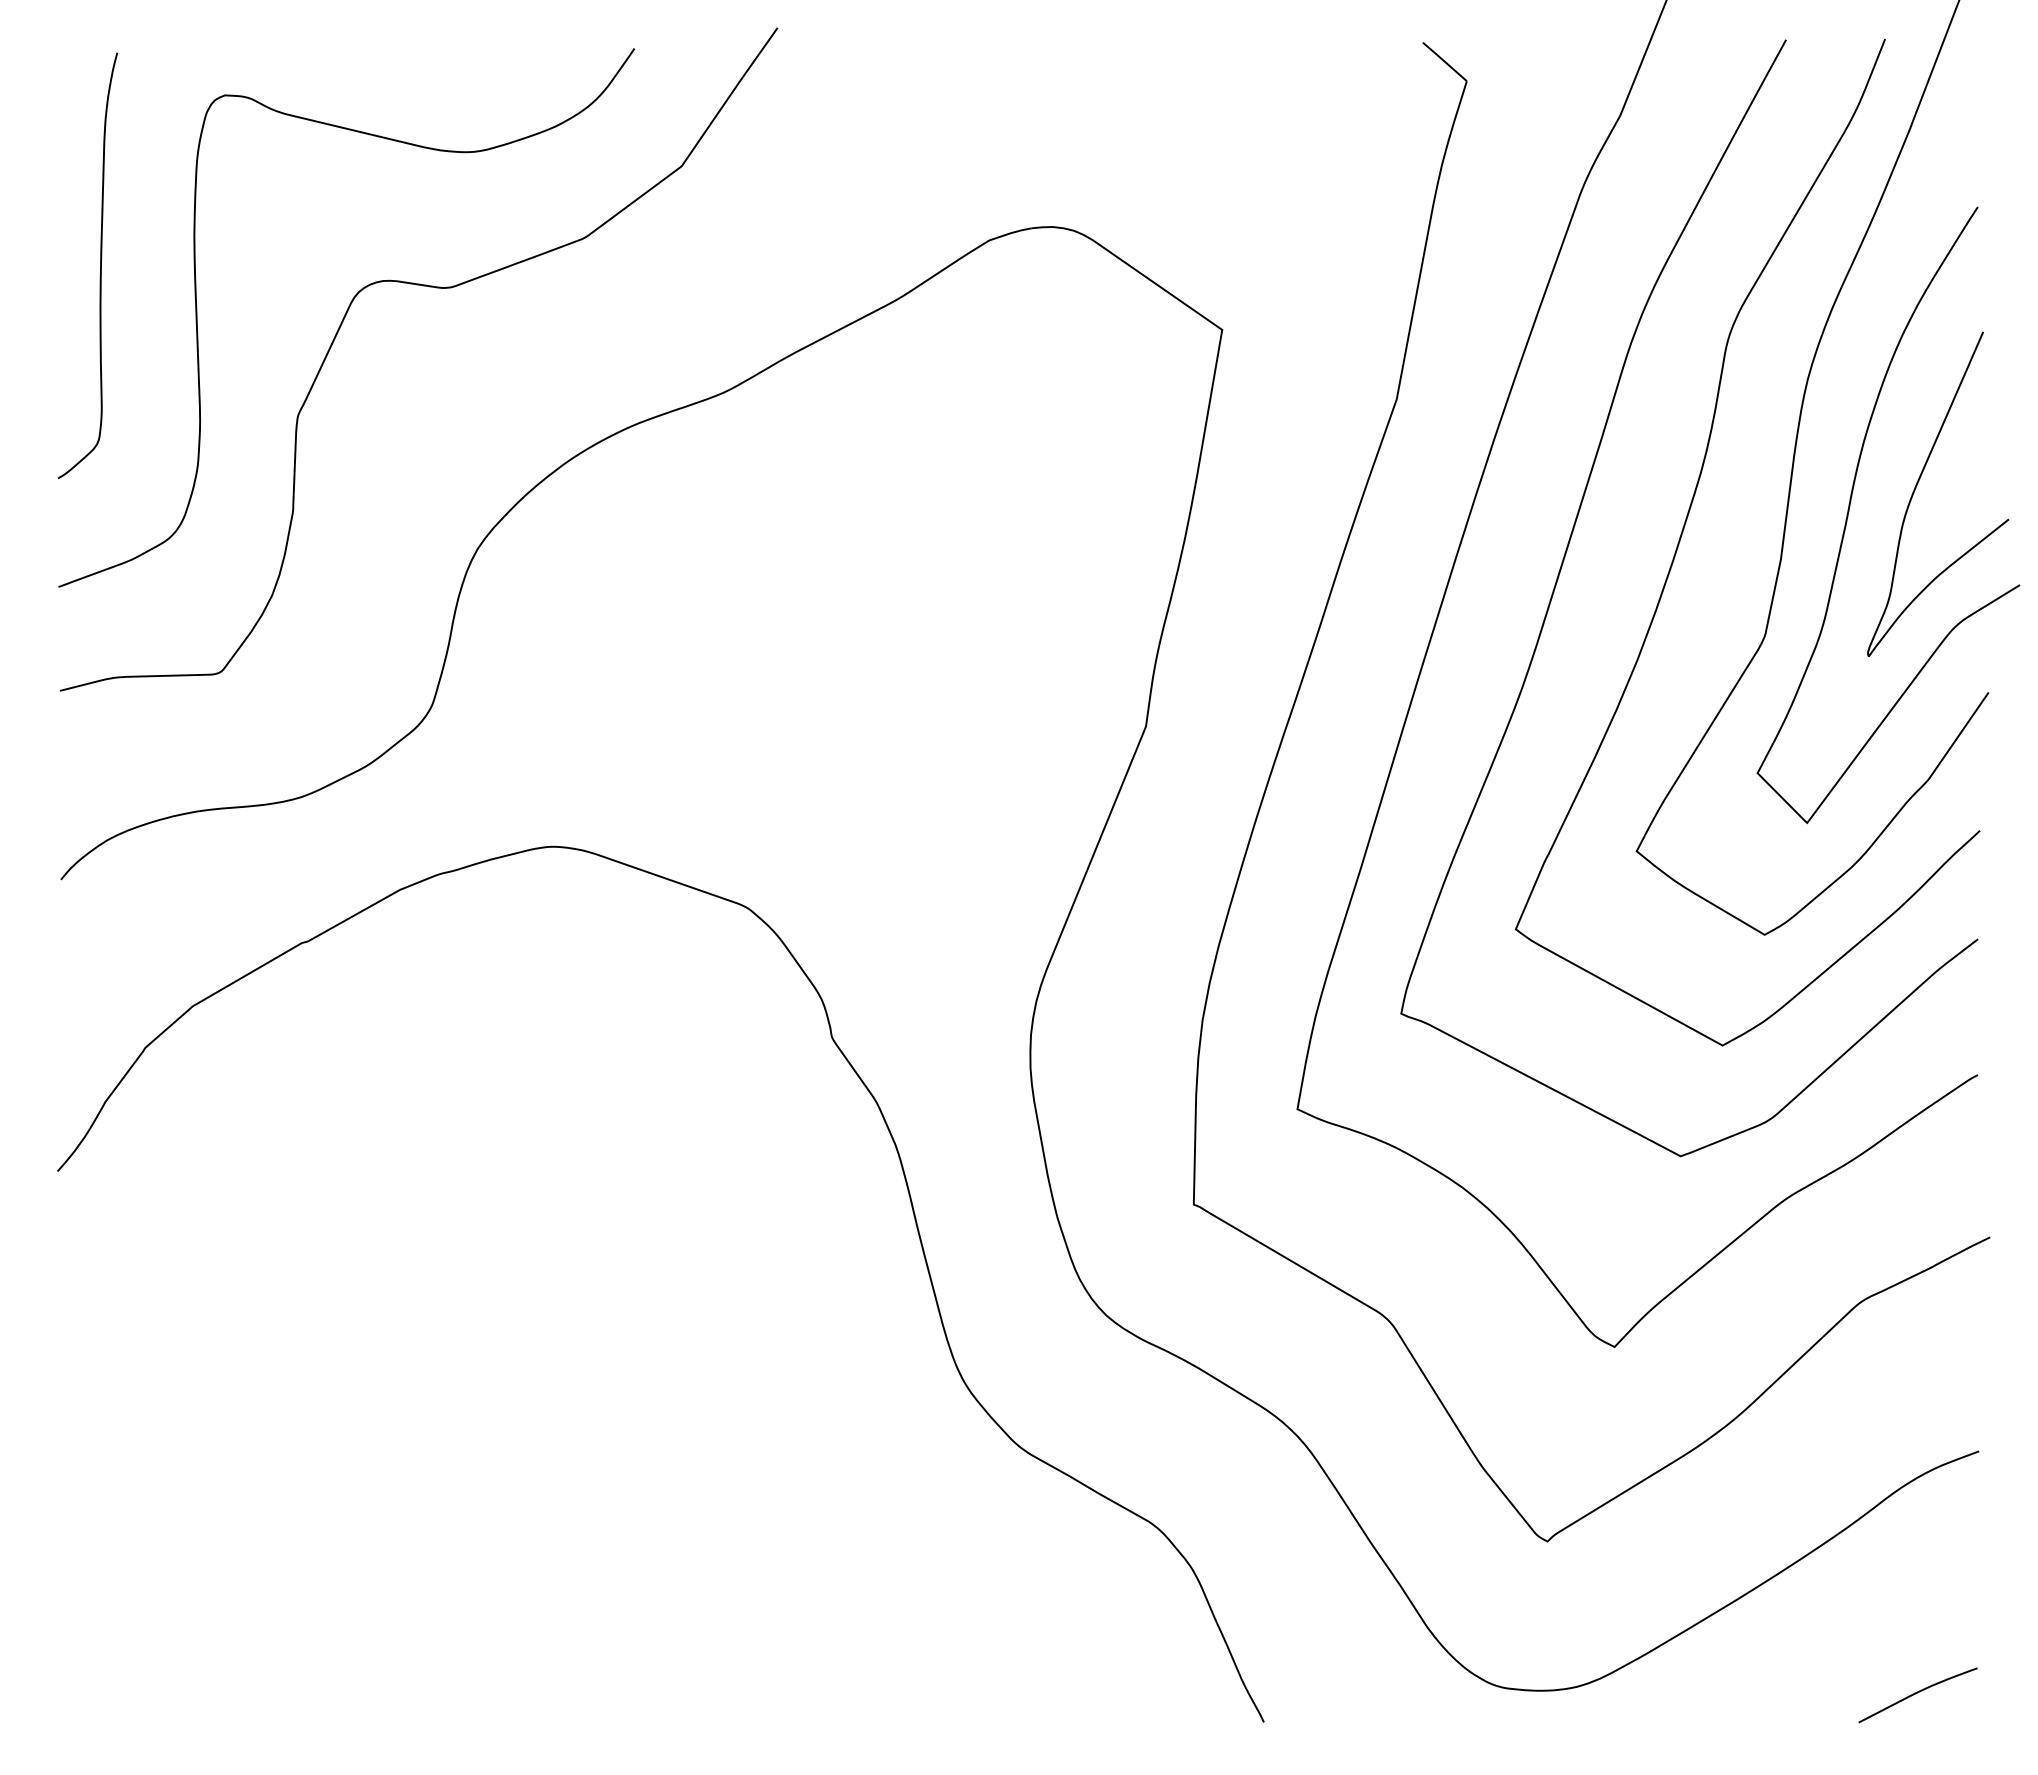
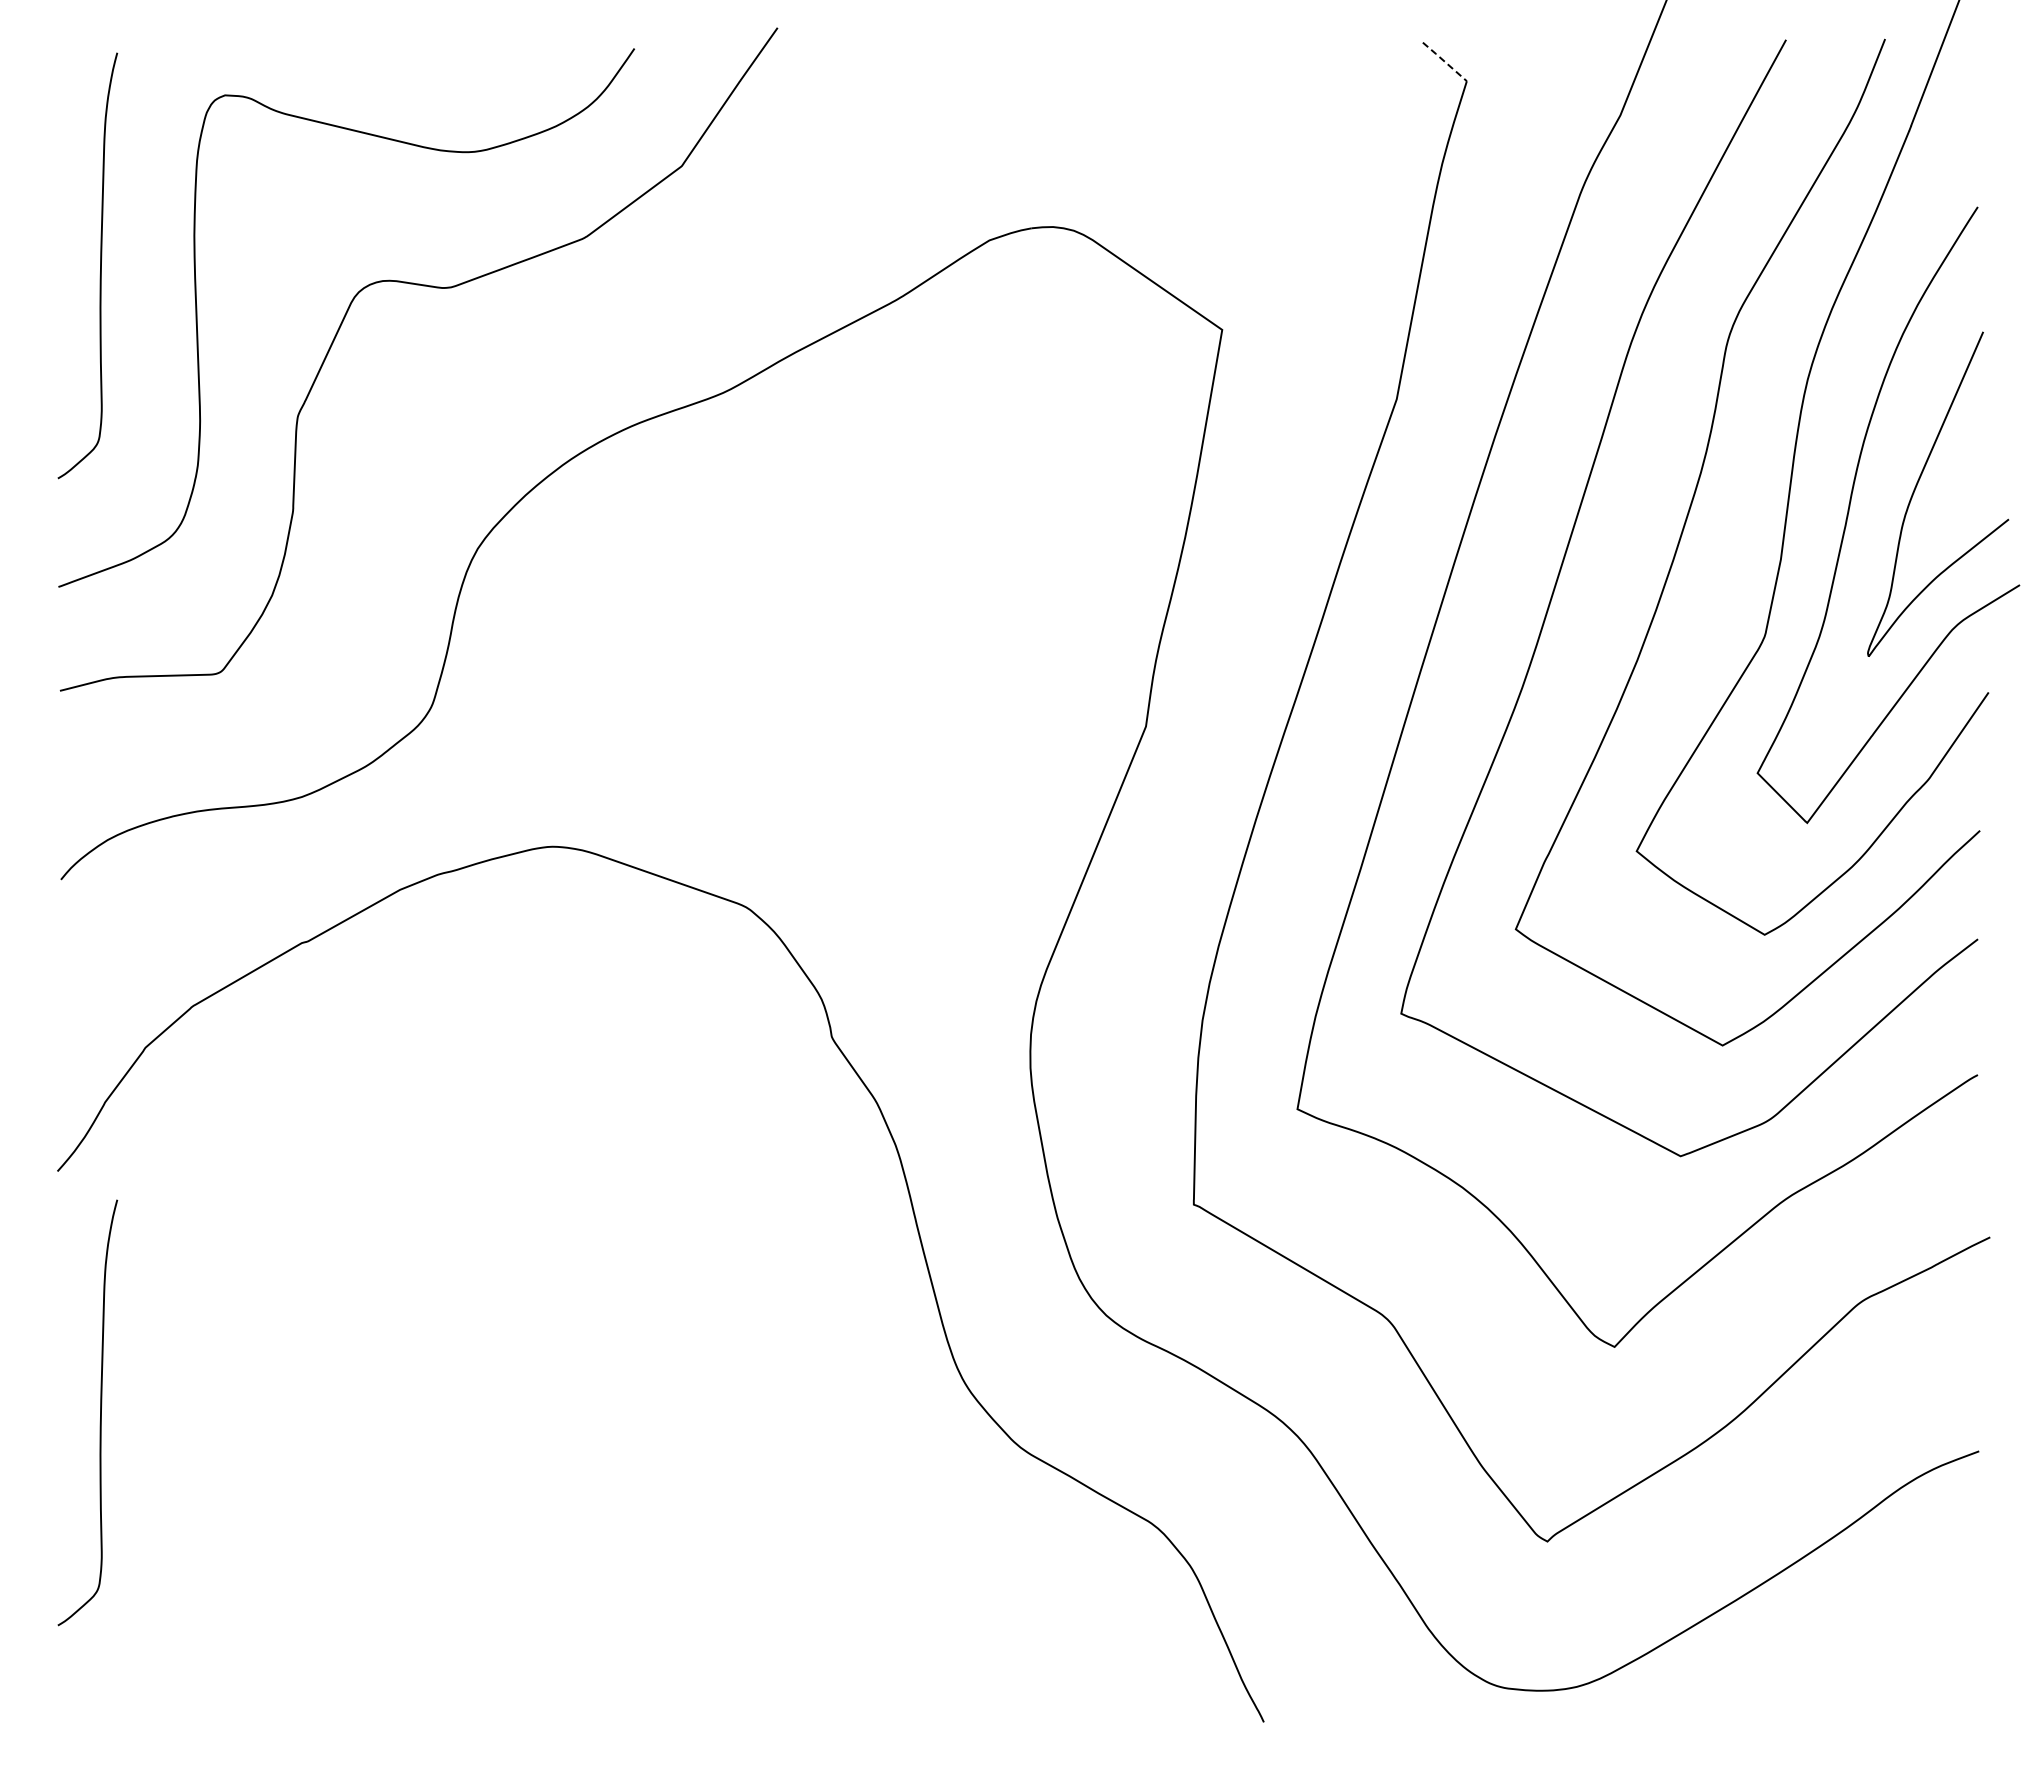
line: solid -> dashed (1444, 61)
curve: none -> present (100, 1412)
curve: present -> none (1917, 1693)
